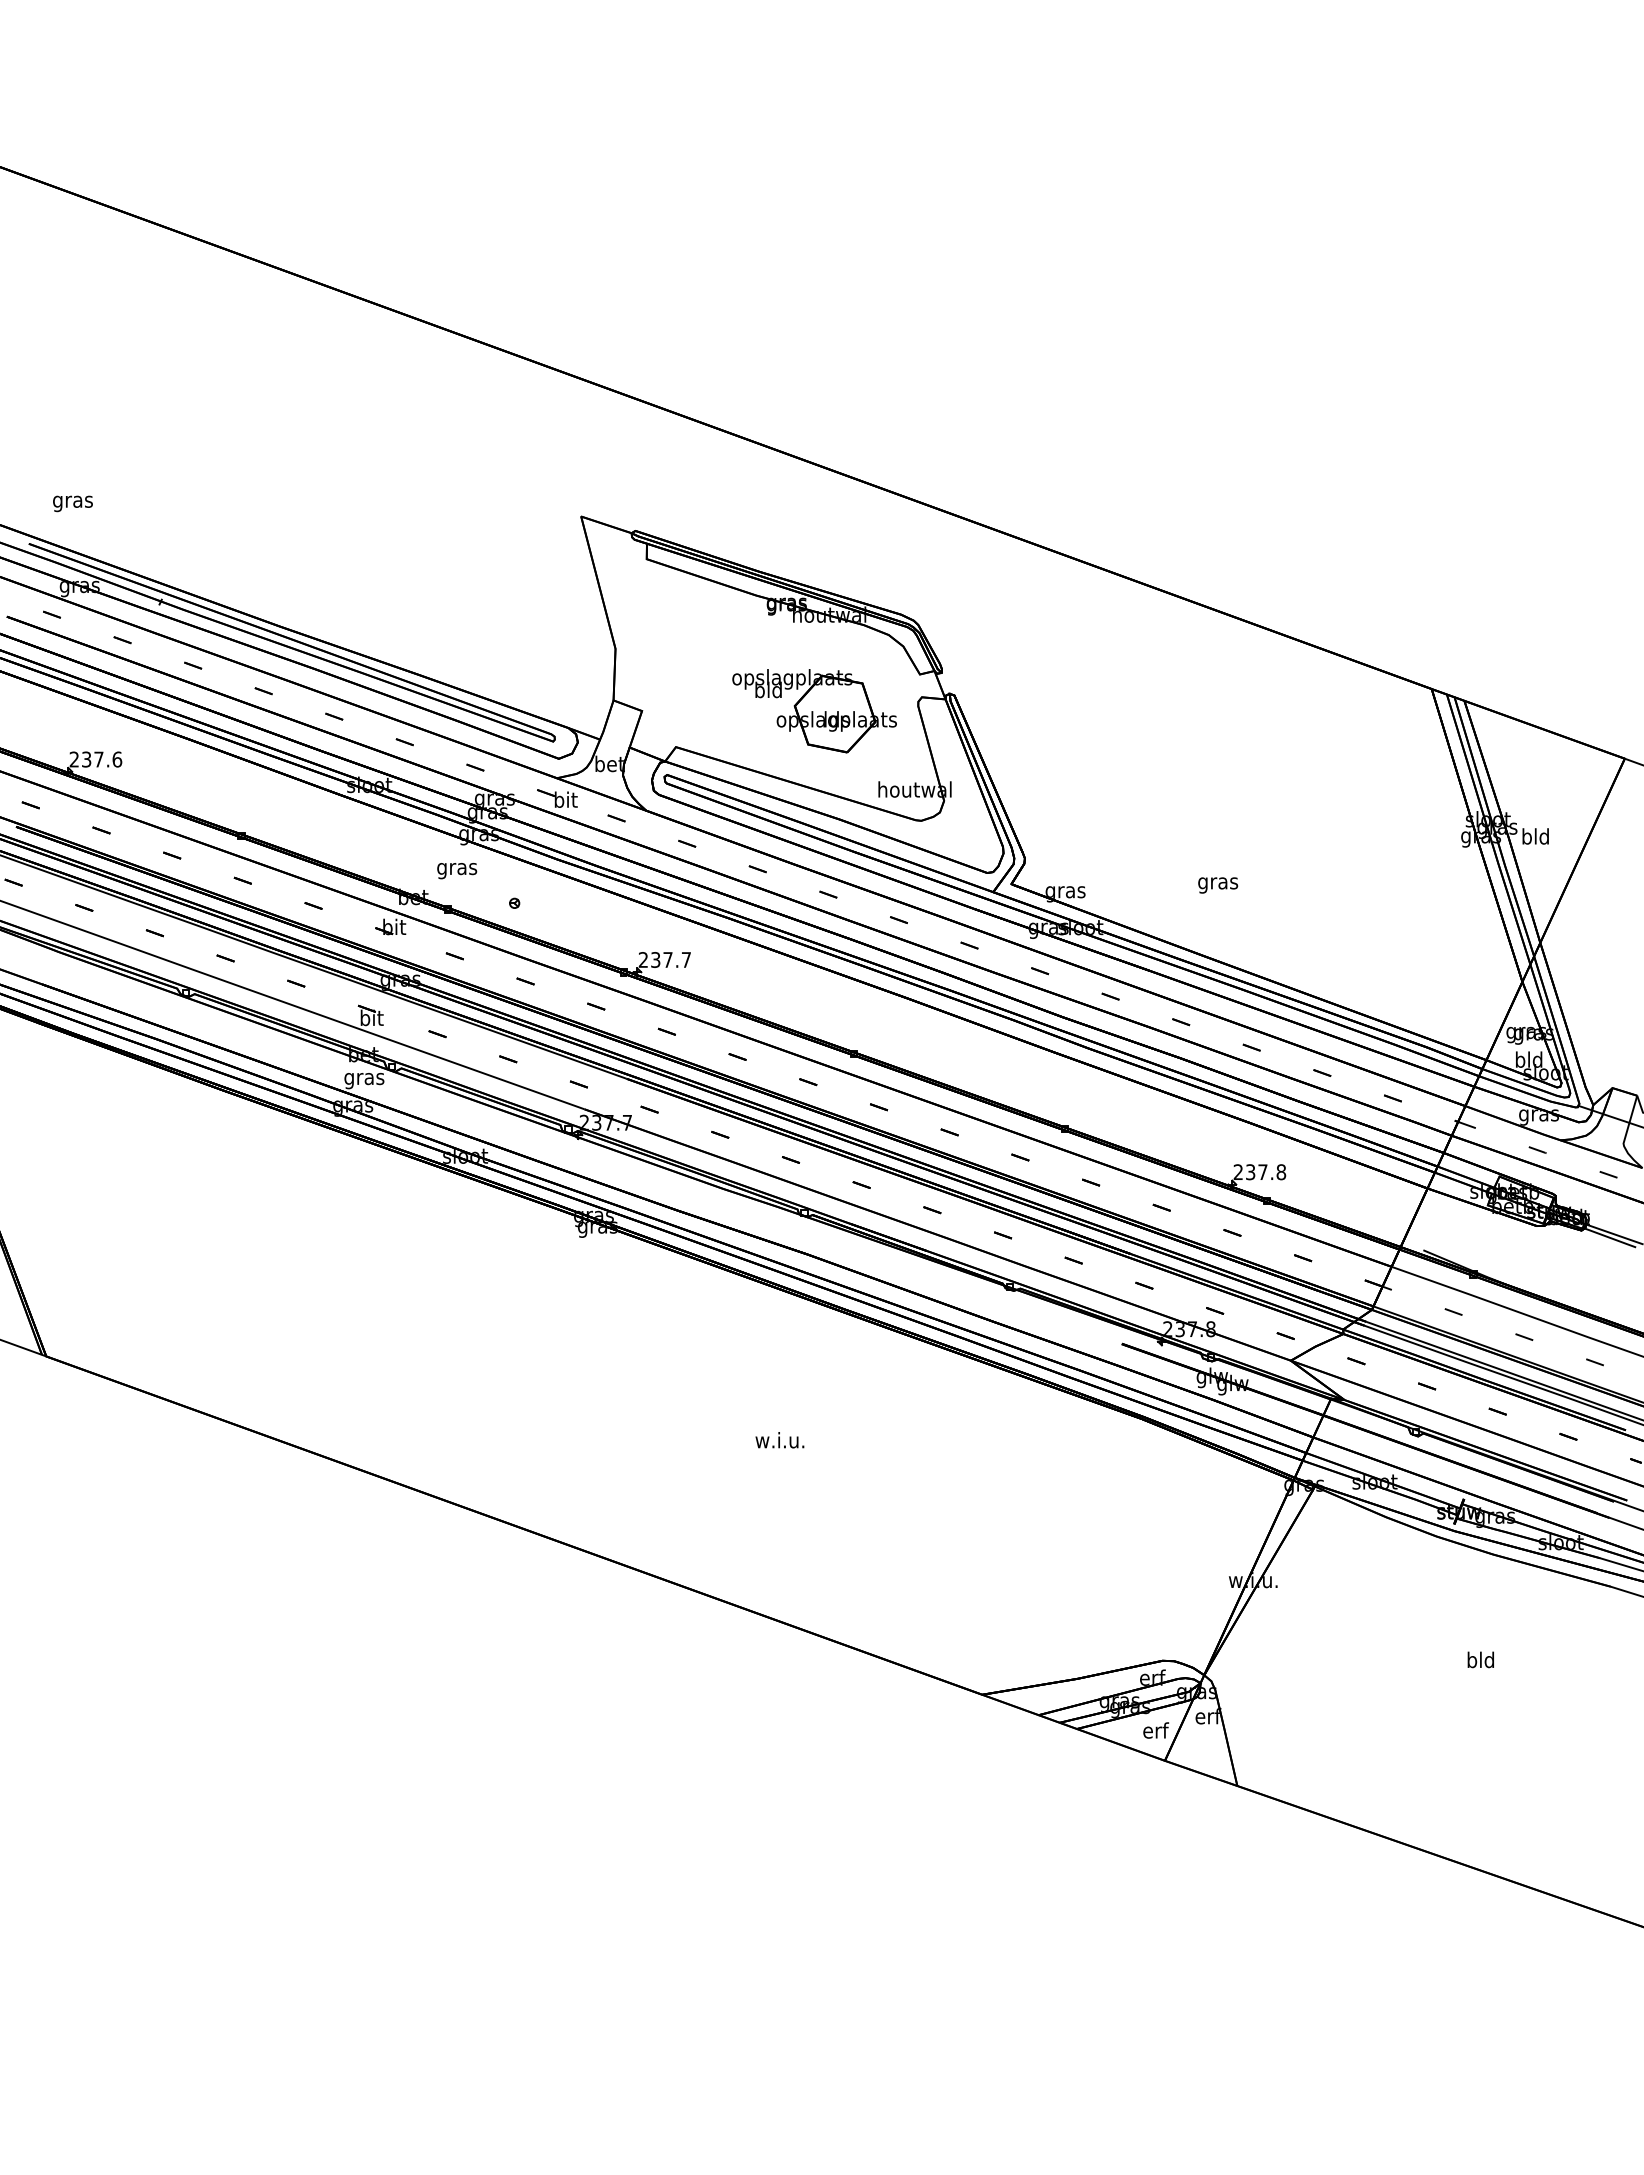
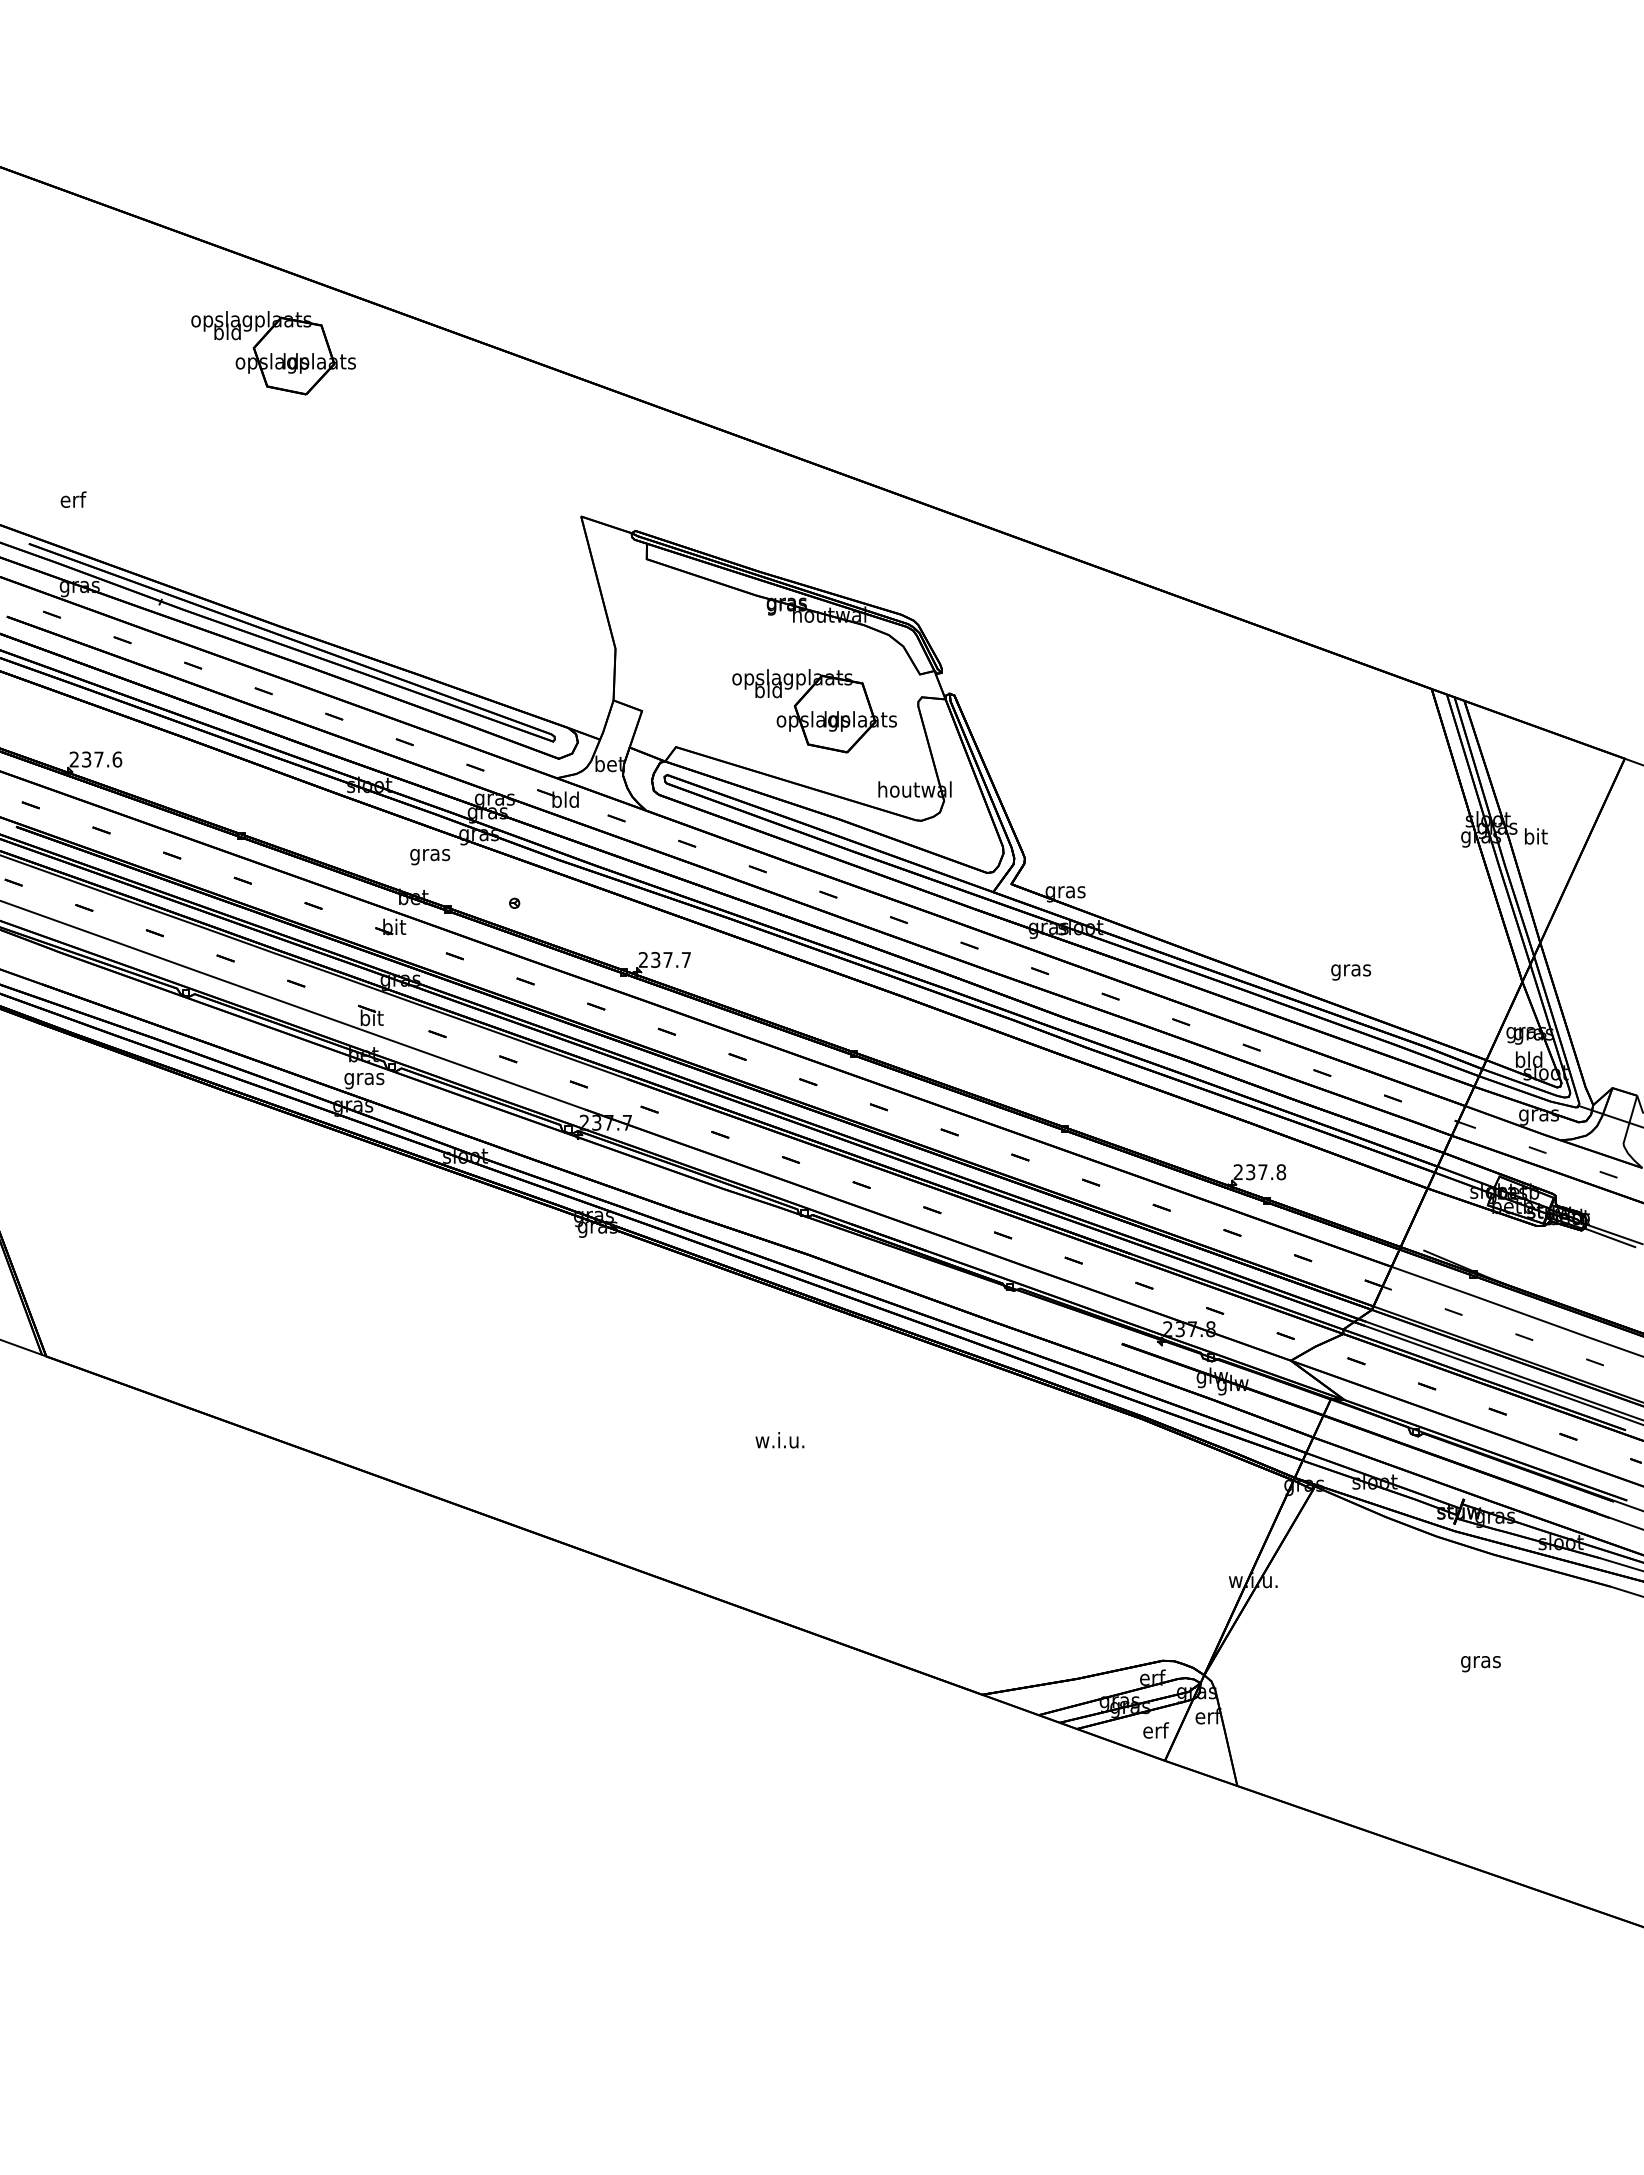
part: none -> present (273, 353)
text: gras -> erf (72, 501)
text: bit -> bld (565, 799)
text: bld -> bit (1535, 836)
text position: (457, 871) -> (430, 857) (430, 857)
text position: (1218, 885) -> (1351, 972) (1351, 972)
text: bld -> gras (1480, 1661)
